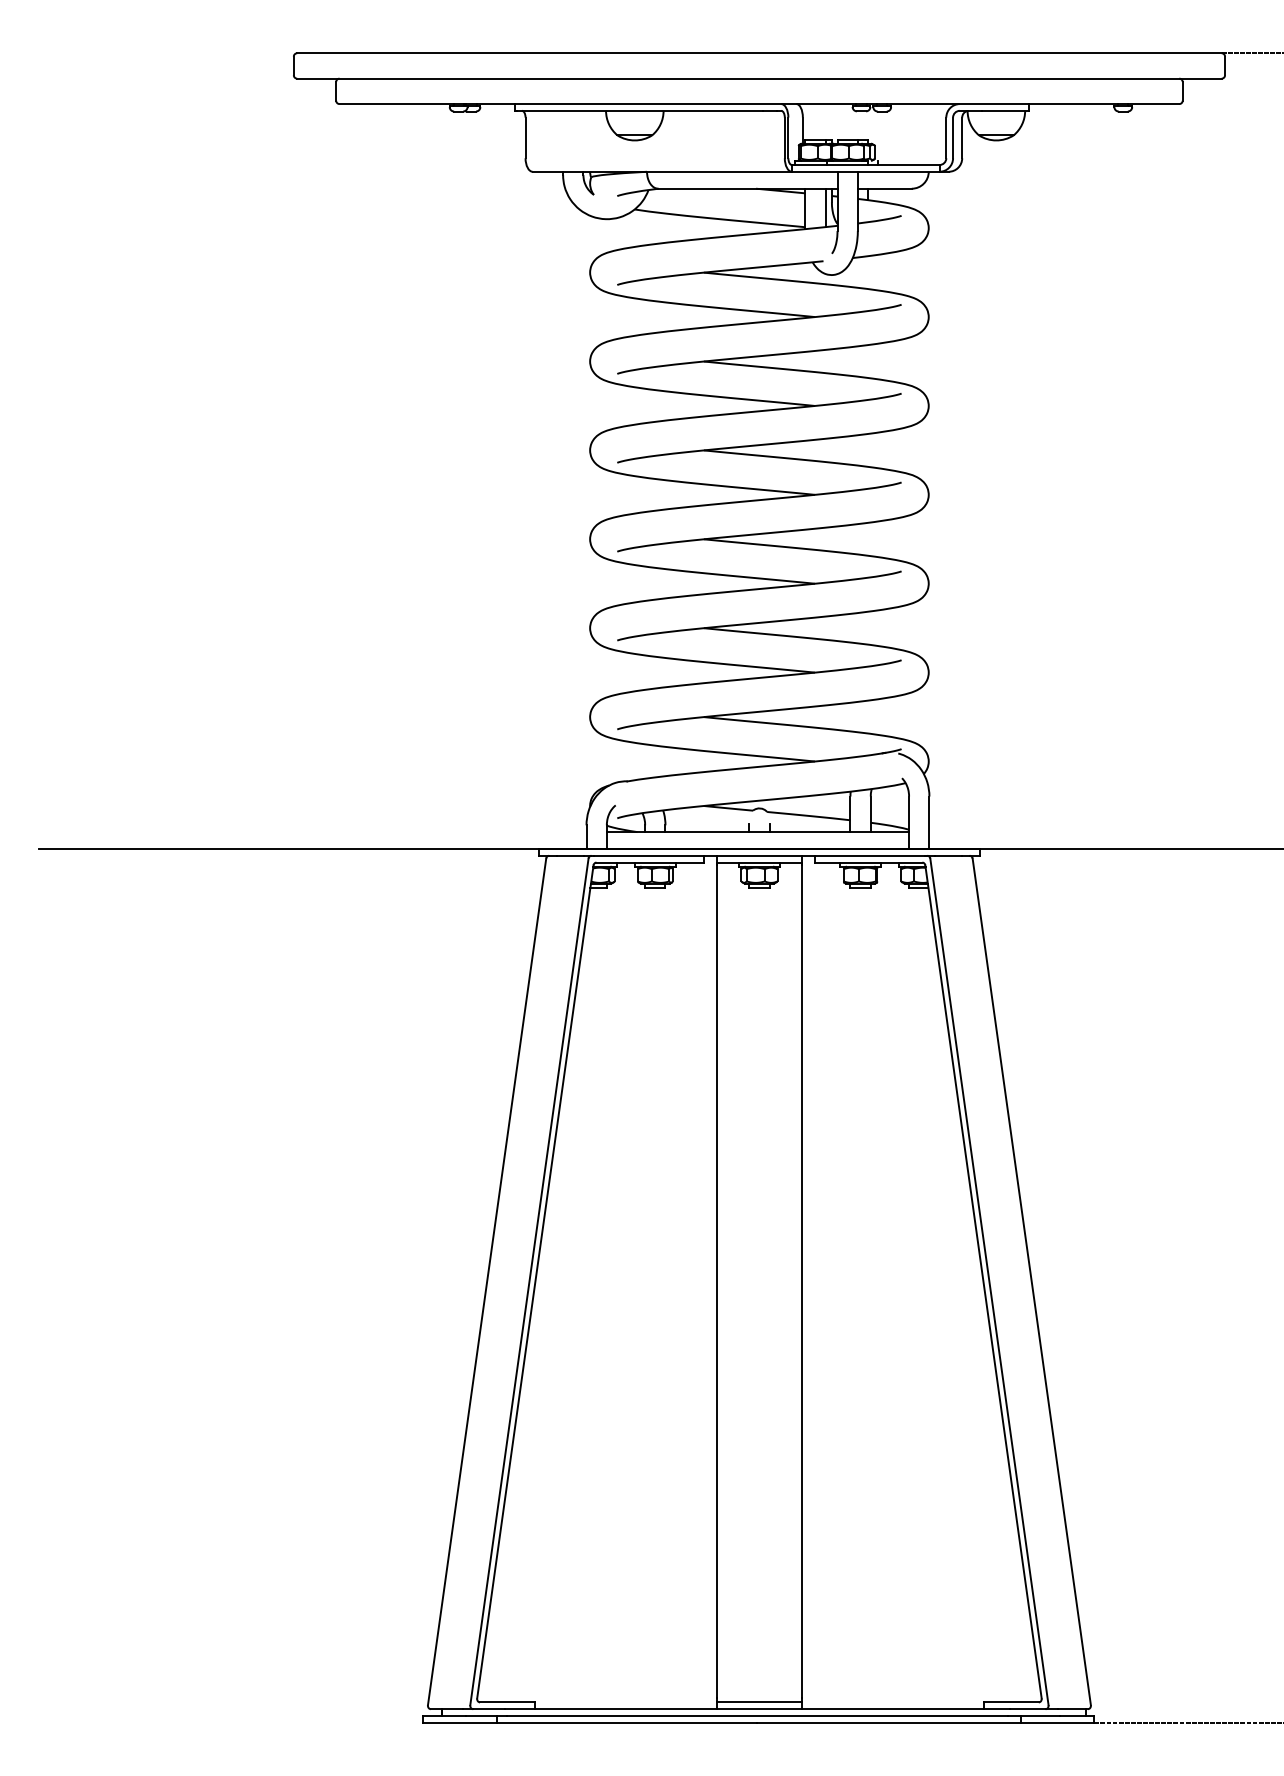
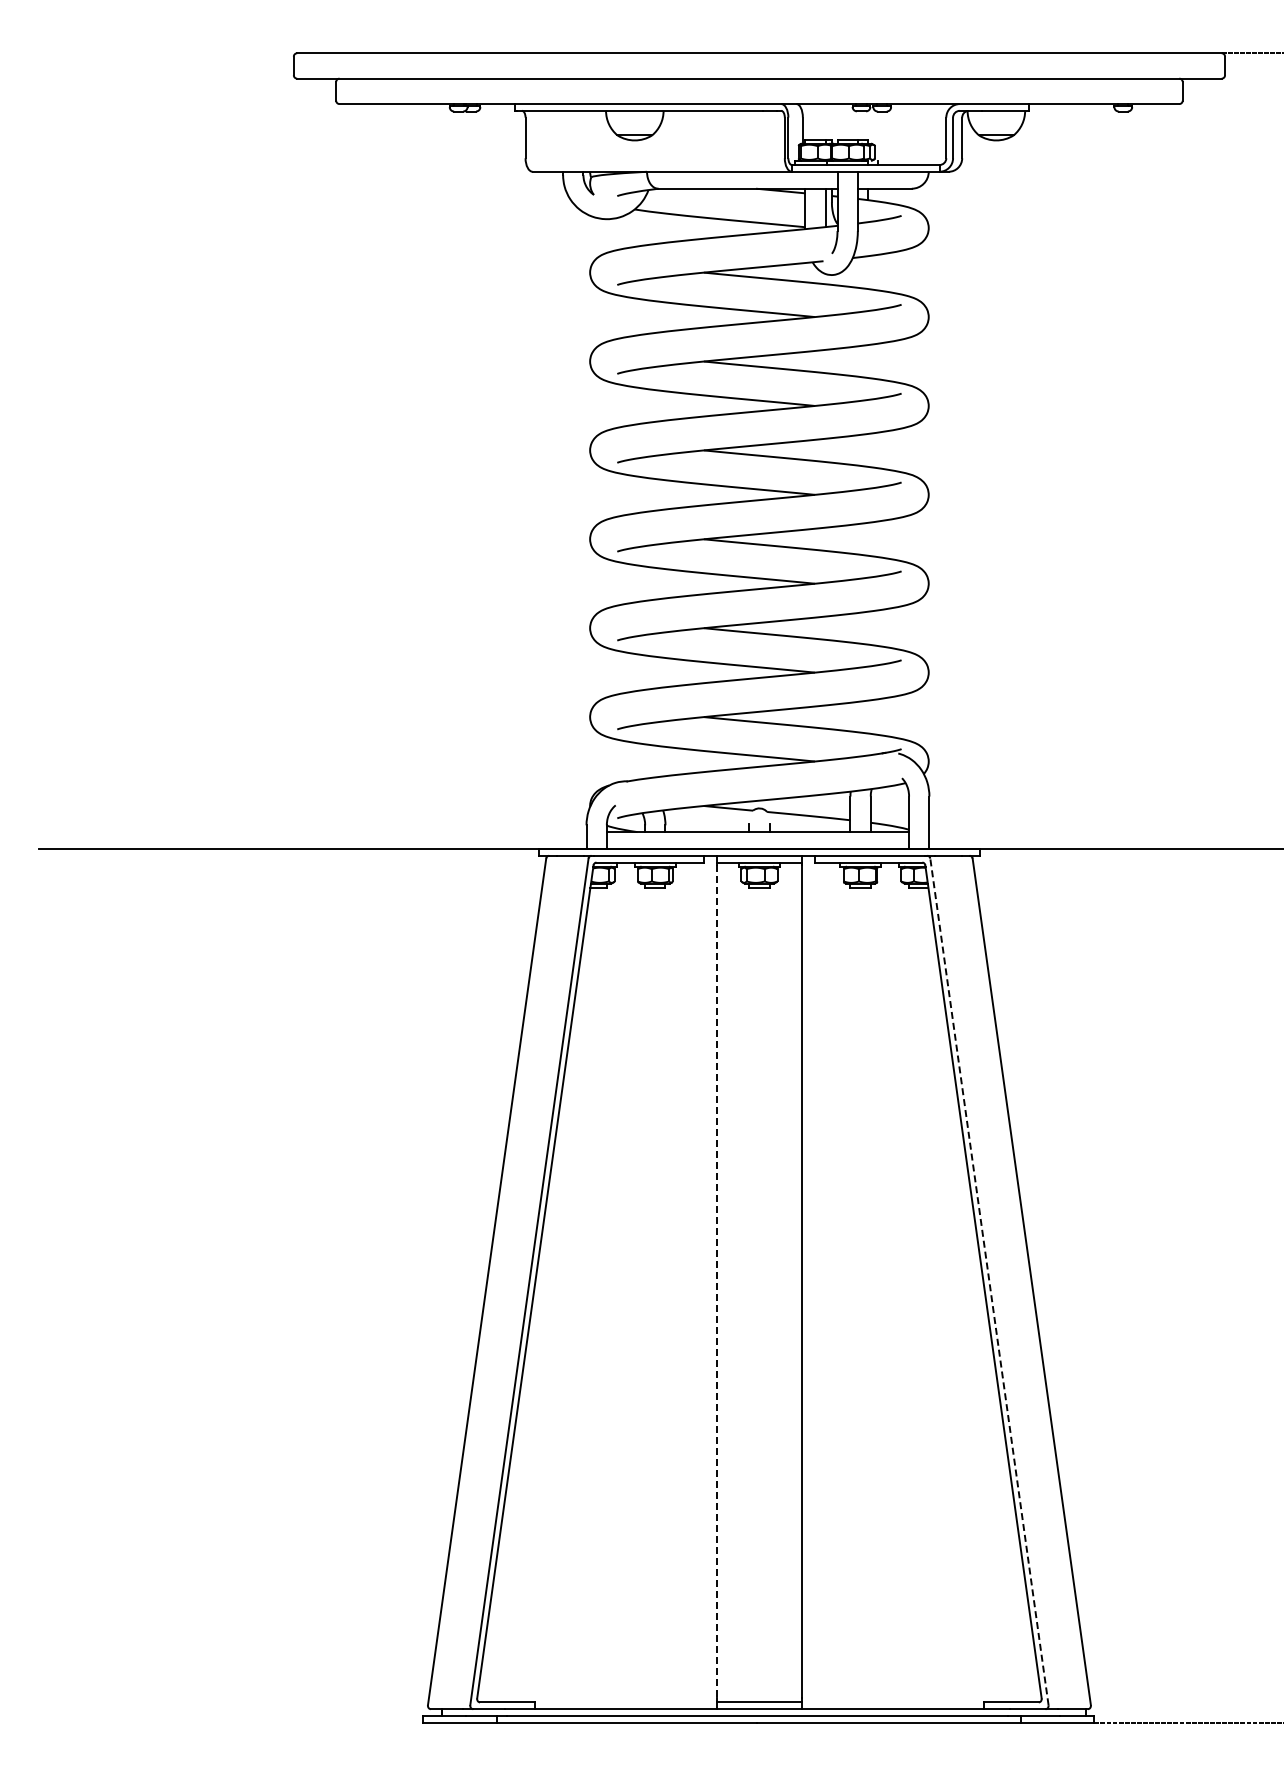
line: solid -> dashed (717, 1281)
line: solid -> dashed (989, 1281)
